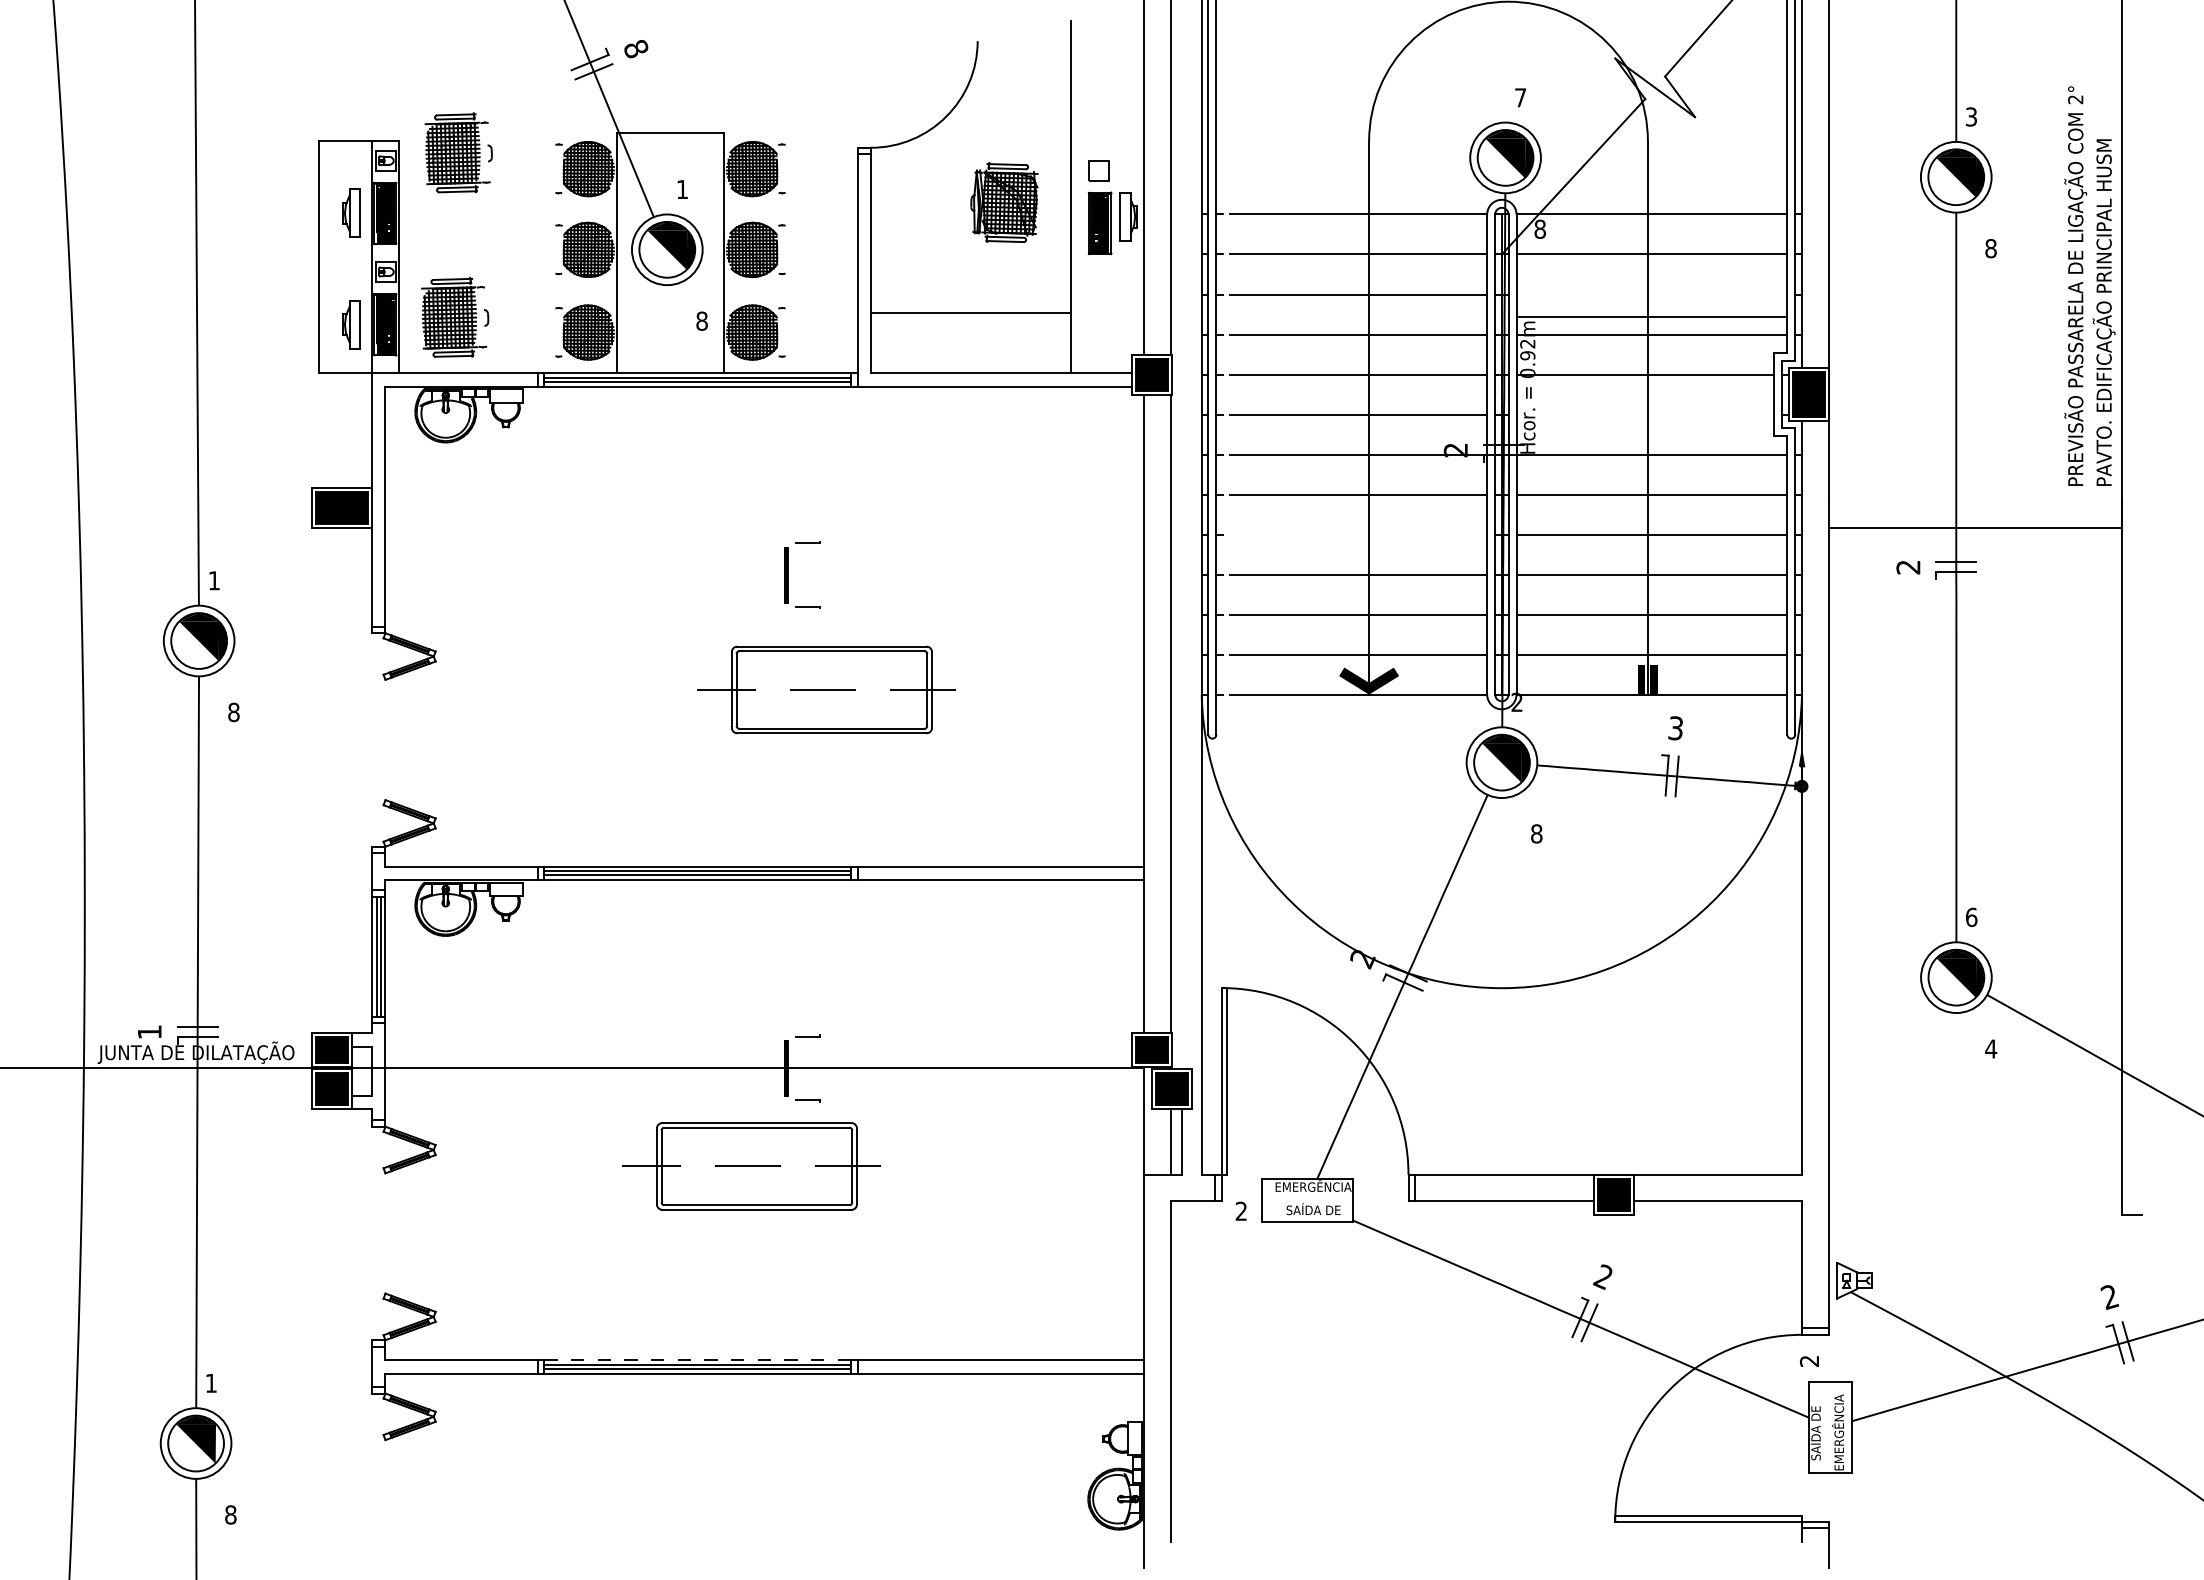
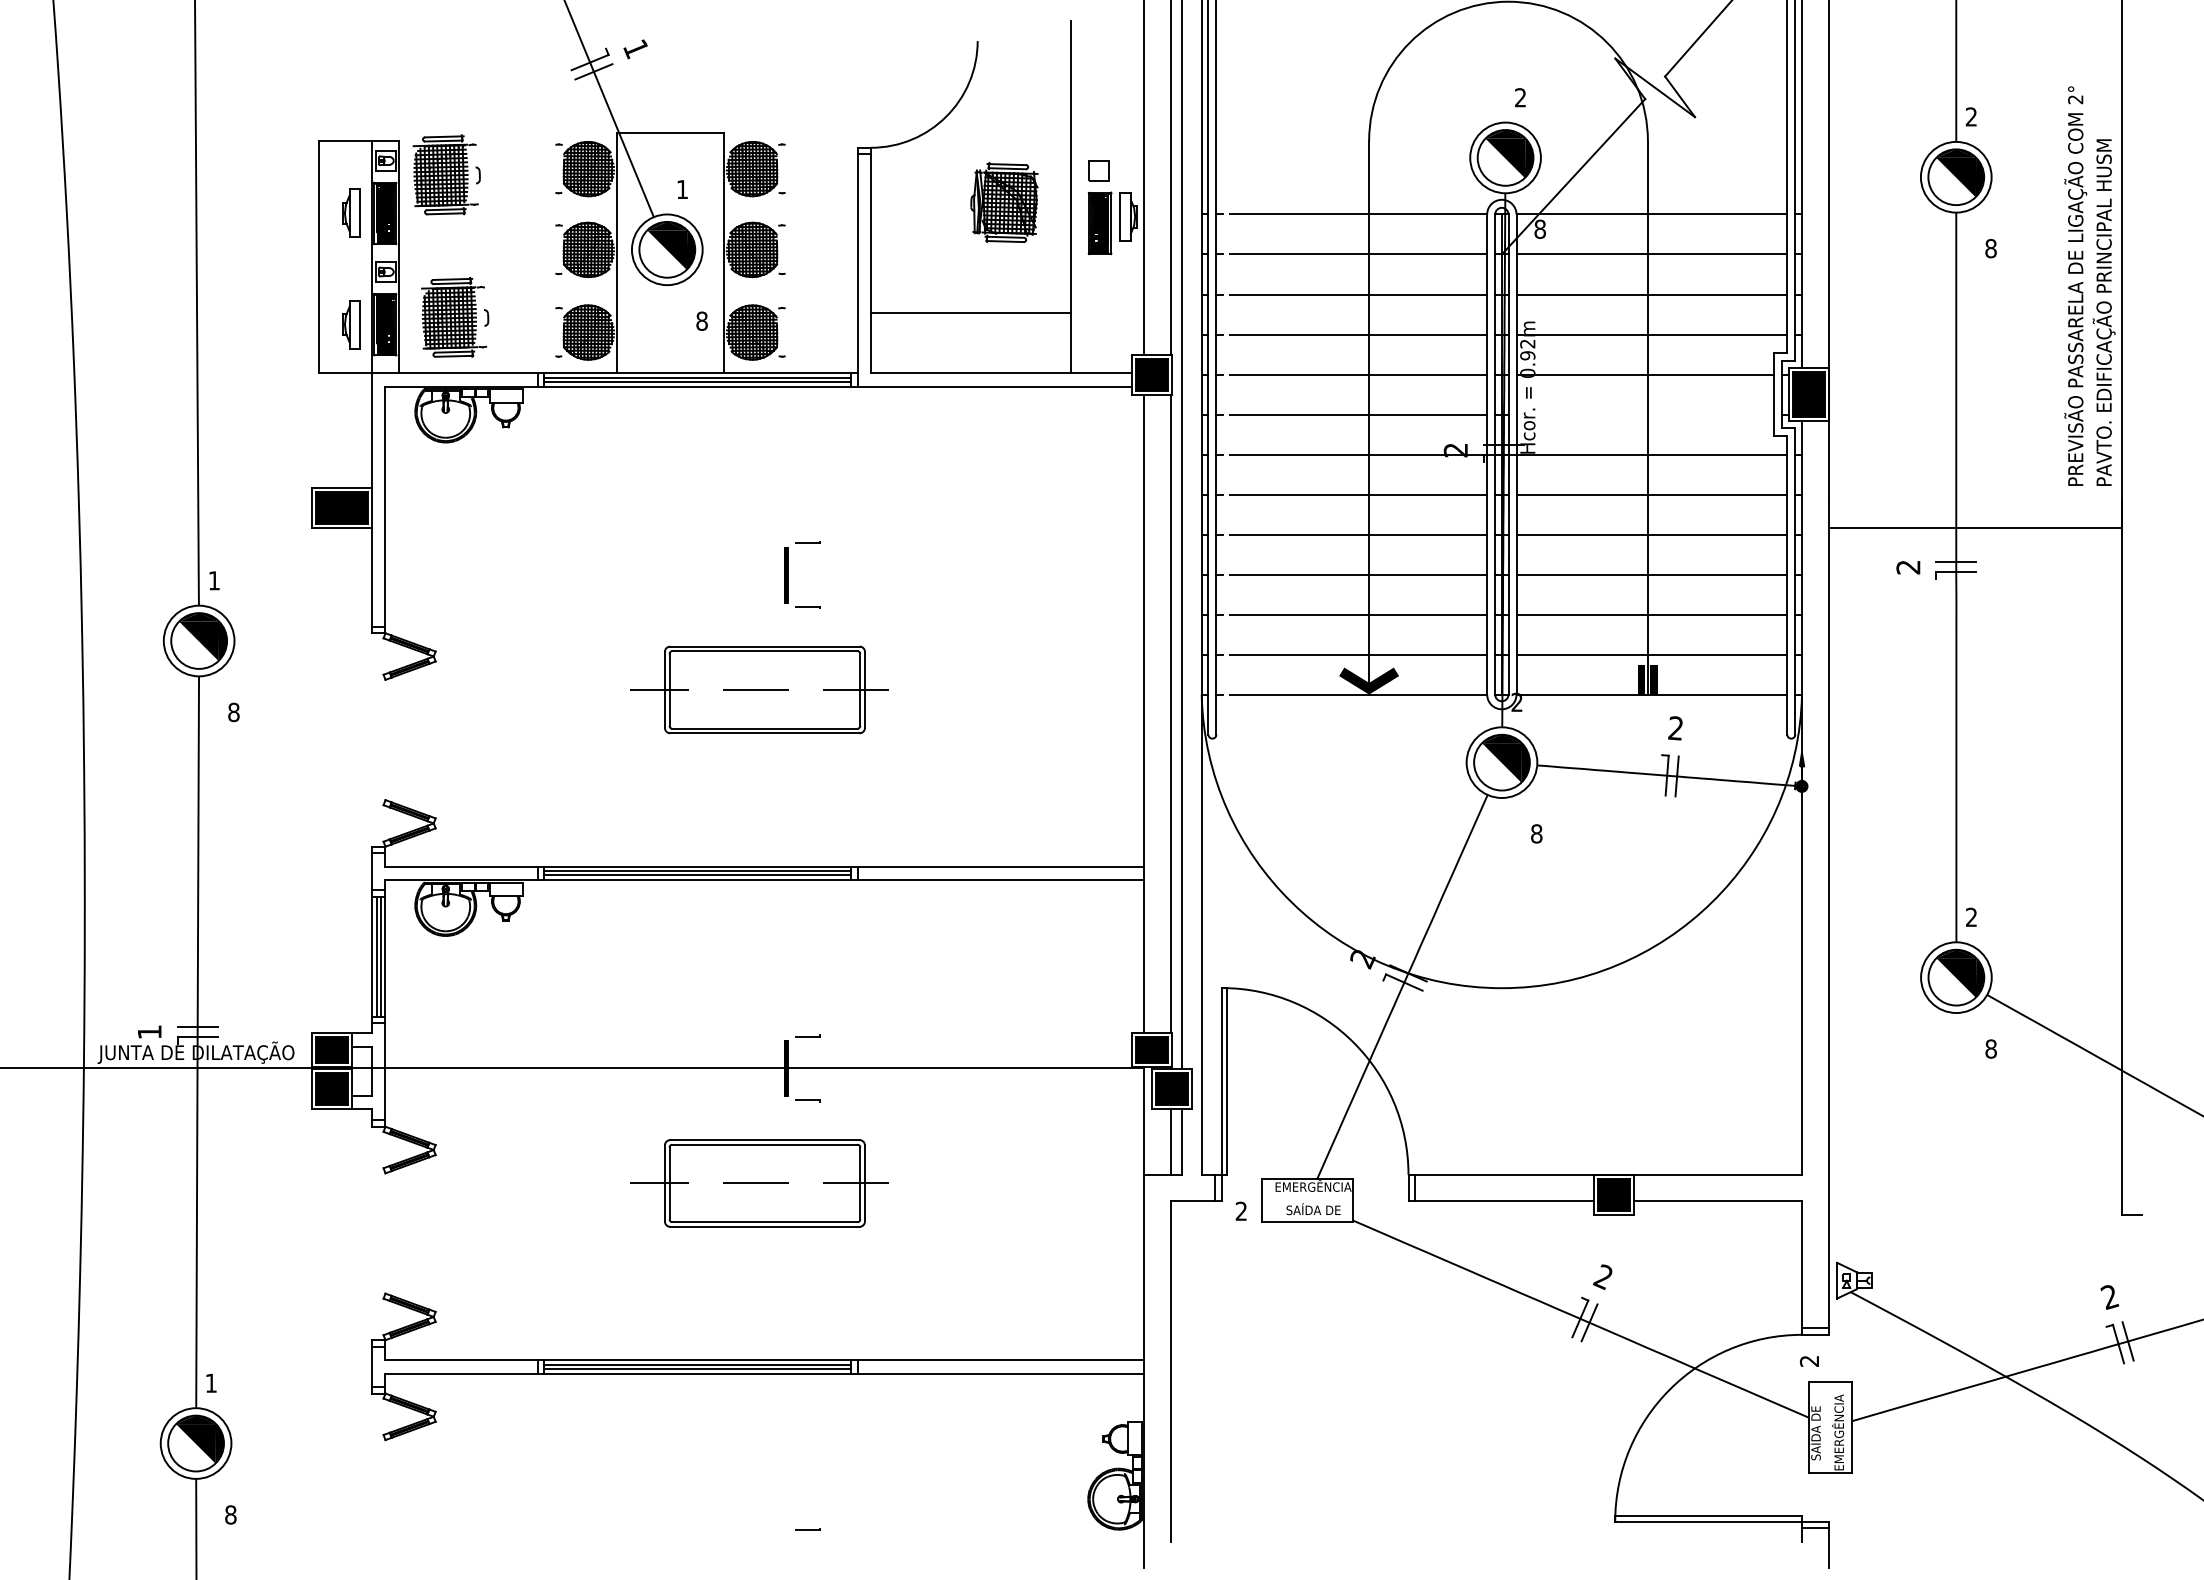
text: 8 -> 1 (635, 49)
text: 7 -> 2 (1520, 97)
text: 3 -> 2 (1971, 116)
part position: (458, 152) -> (446, 174) (446, 174)
line position: (1651, 316) -> (1651, 294) (1651, 294)
line: none -> present (1358, 534)
line: none -> present (1181, 535)
part position: (826, 689) -> (759, 689) (759, 689)
text: 3 -> 2 (1675, 728)
text: 6 -> 2 (1971, 917)
text: 4 -> 8 (1991, 1048)
part position: (751, 1166) -> (759, 1183) (759, 1183)
line: dashed -> solid (698, 1360)
fill: none -> present (219, 1443)
line: none -> present (807, 1529)
